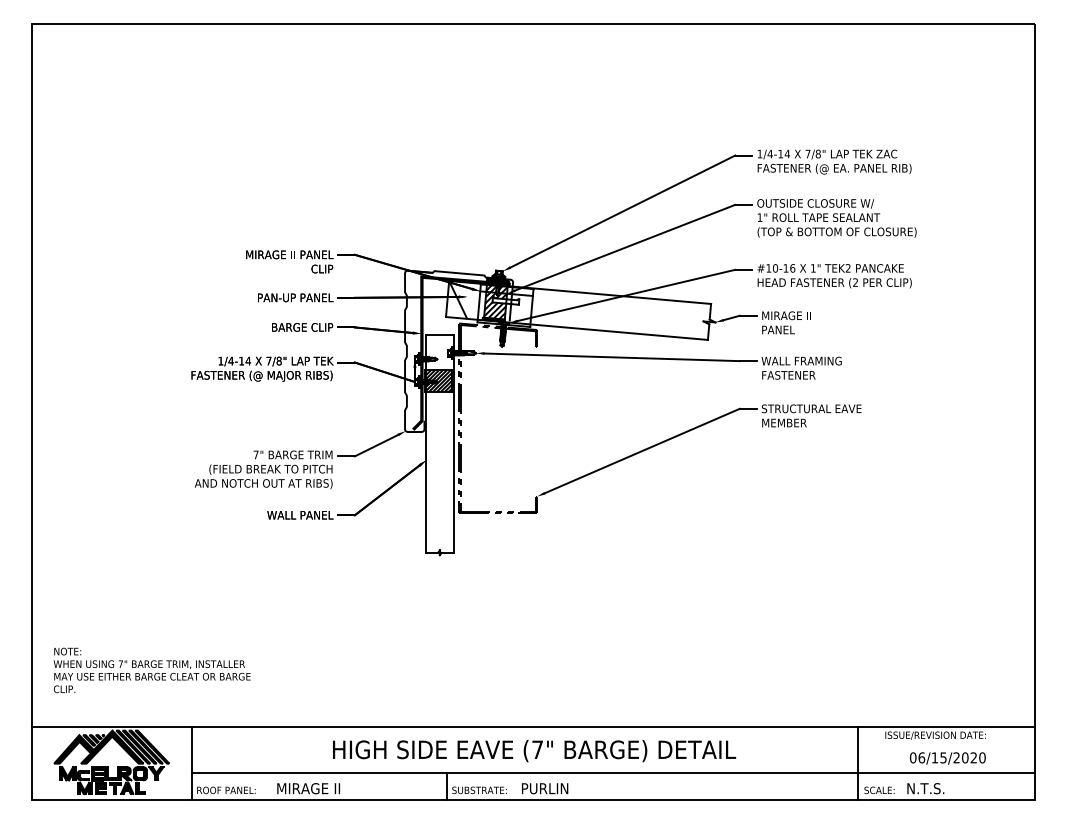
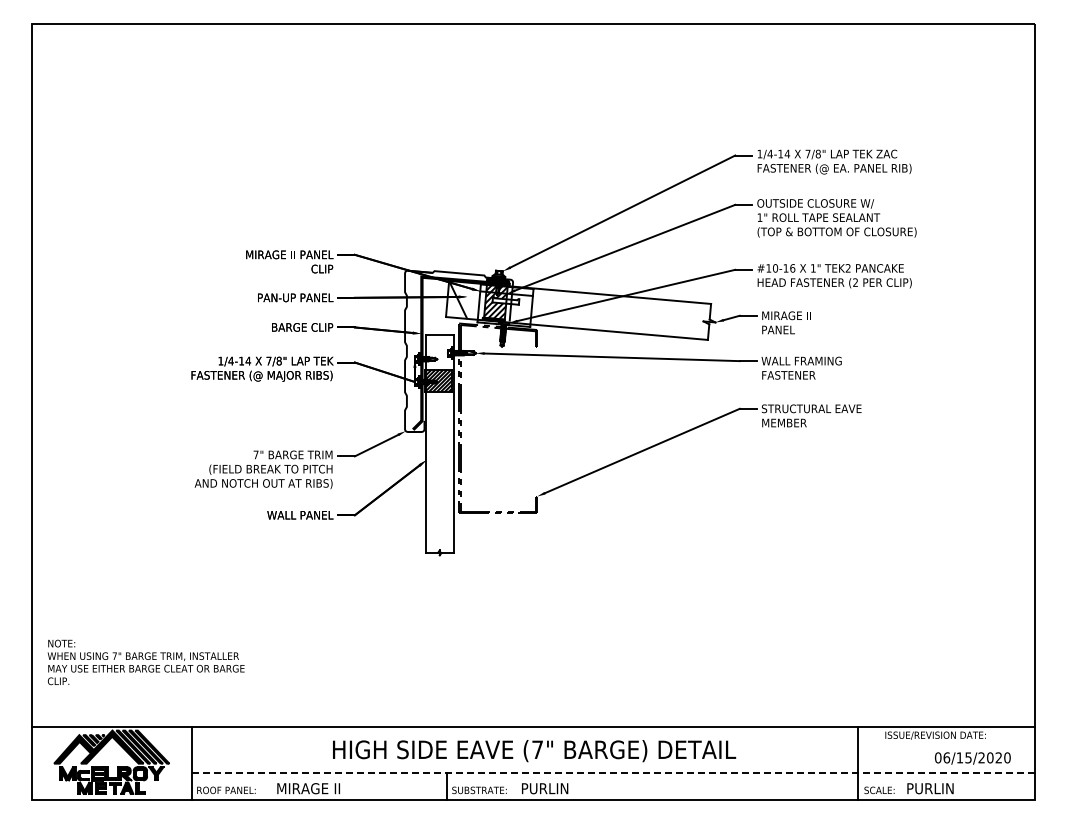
text position: (151, 670) -> (145, 662) (145, 662)
text position: (947, 758) -> (972, 758) (972, 758)
line: solid -> dashed (613, 772)
text: N.T.S. -> PURLIN (930, 788)
